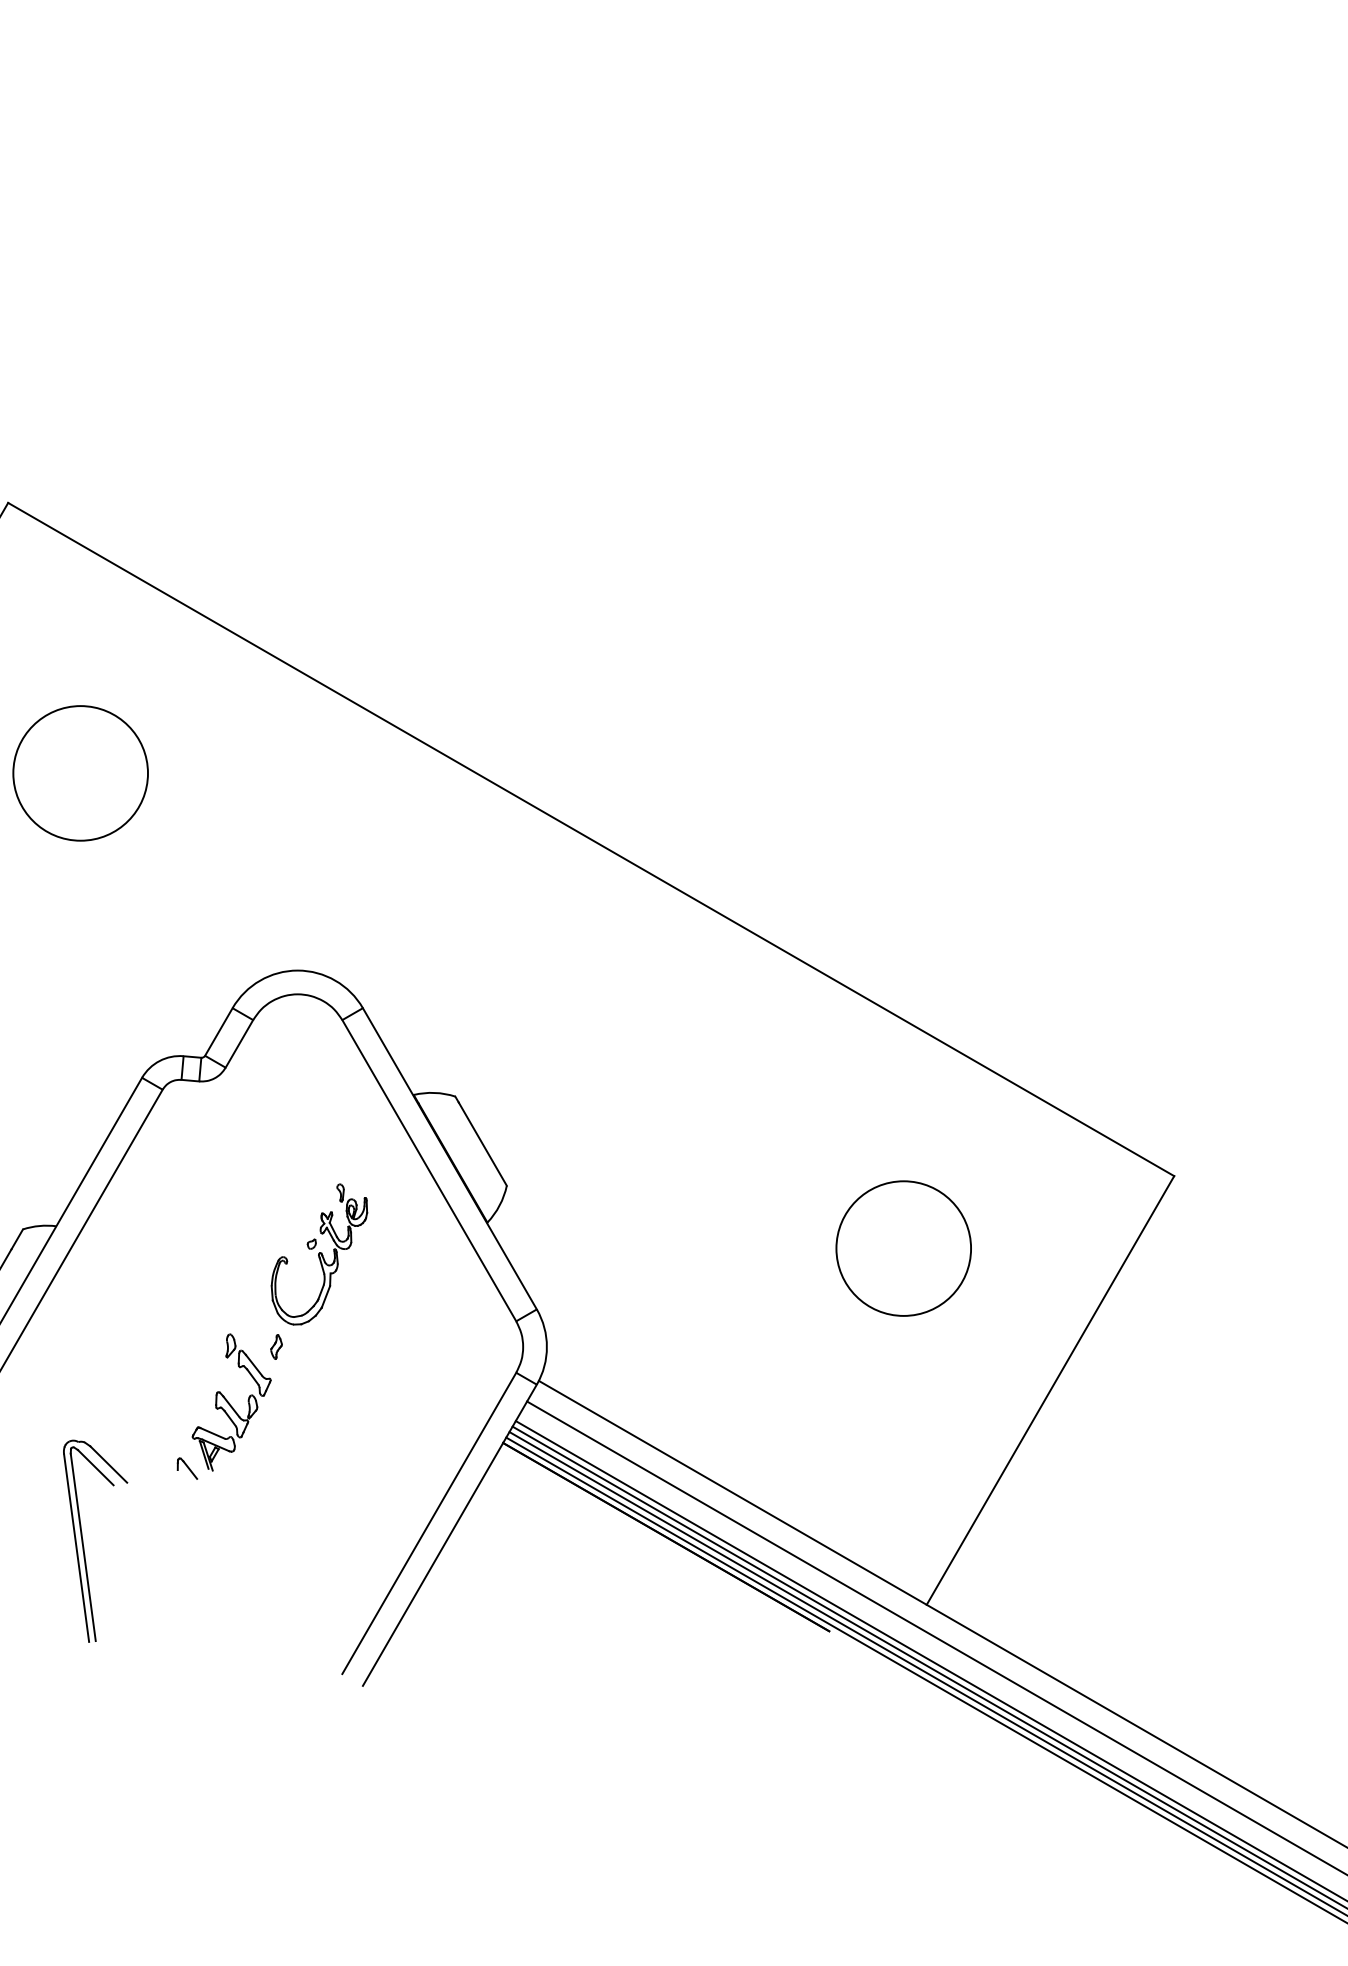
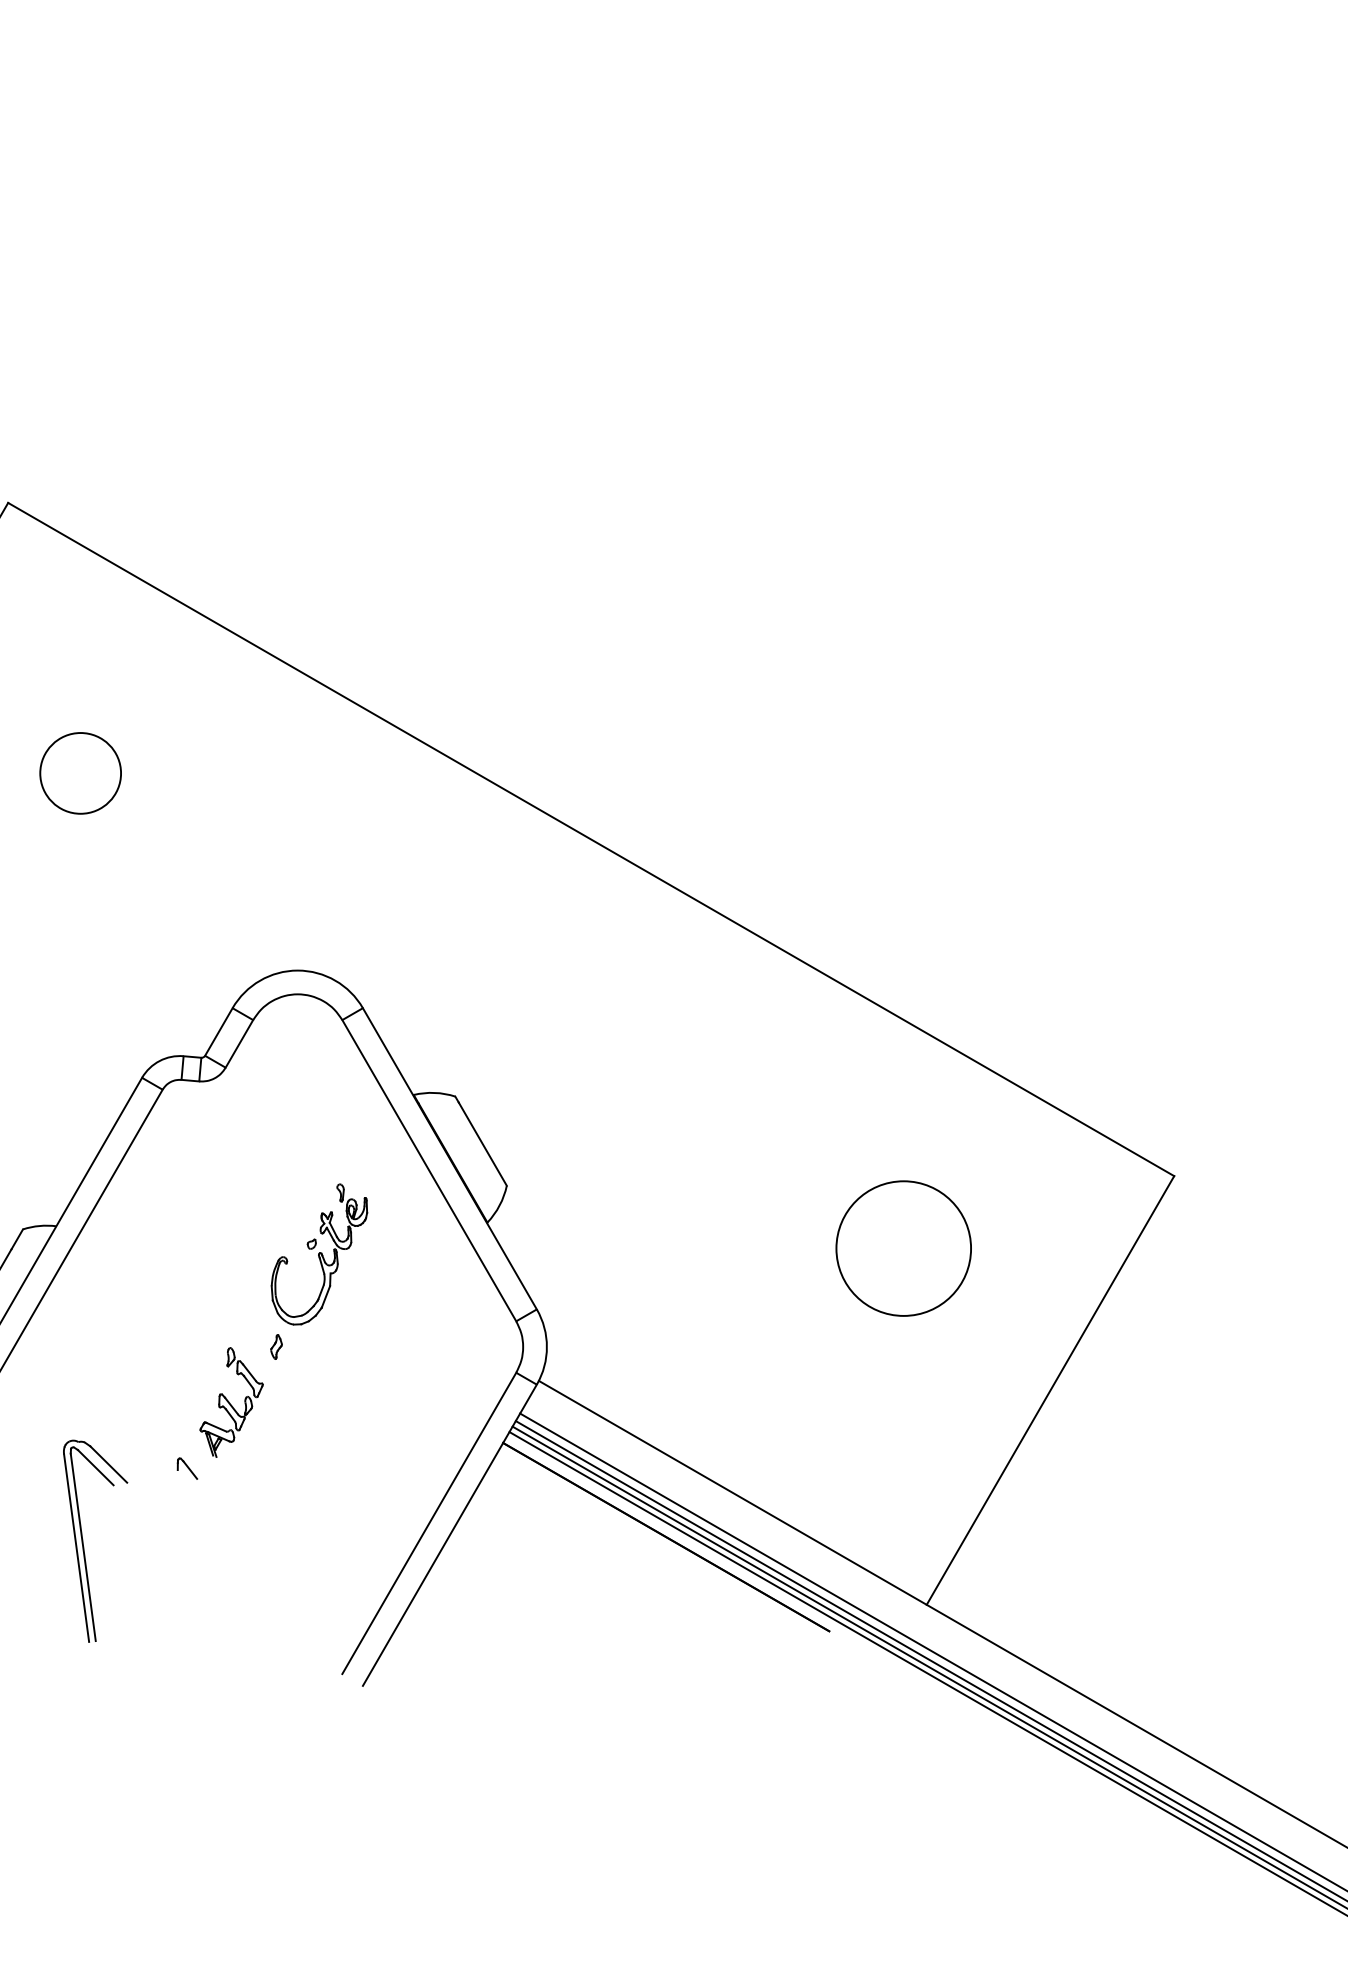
circle diameter: 135 px -> 81 px (80, 773)
part size: 81x139 px -> 65x111 px (231, 1402)
line position: (935, 1637) -> (932, 1651) (932, 1651)
line: present -> none (925, 1679)
